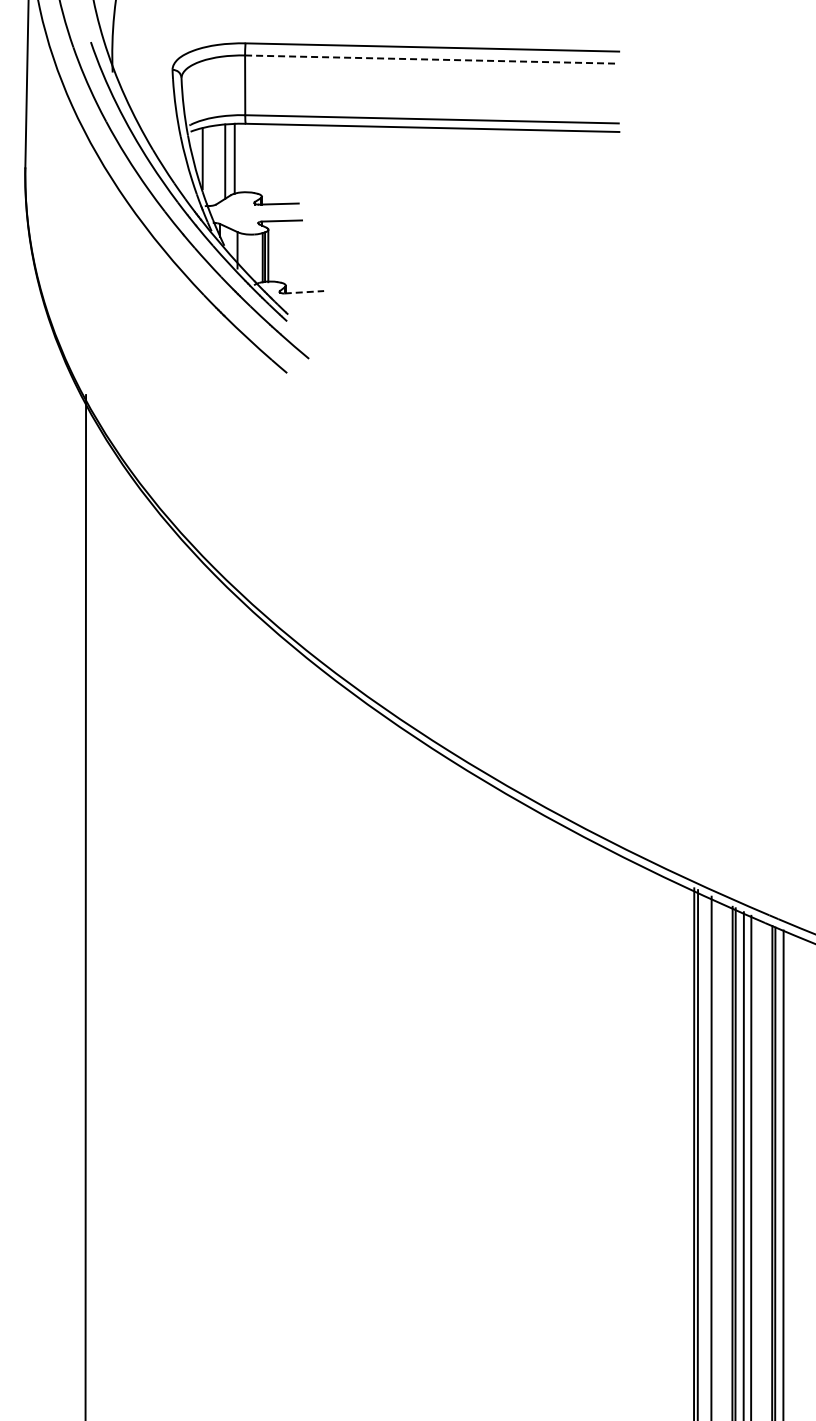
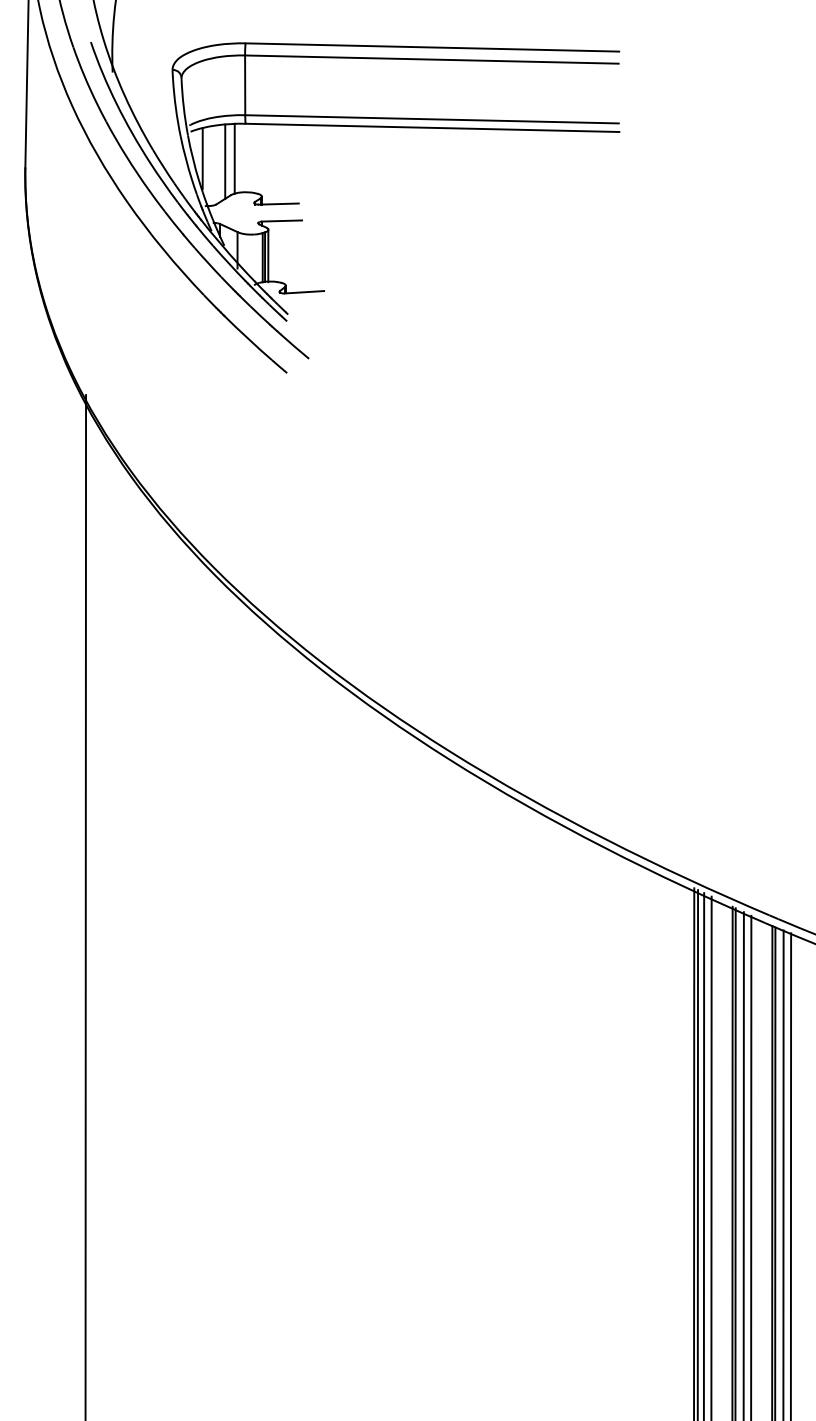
line: dashed -> solid (431, 59)
line: dashed -> solid (304, 292)
line: none -> present (703, 1155)
line: none -> present (790, 1175)
